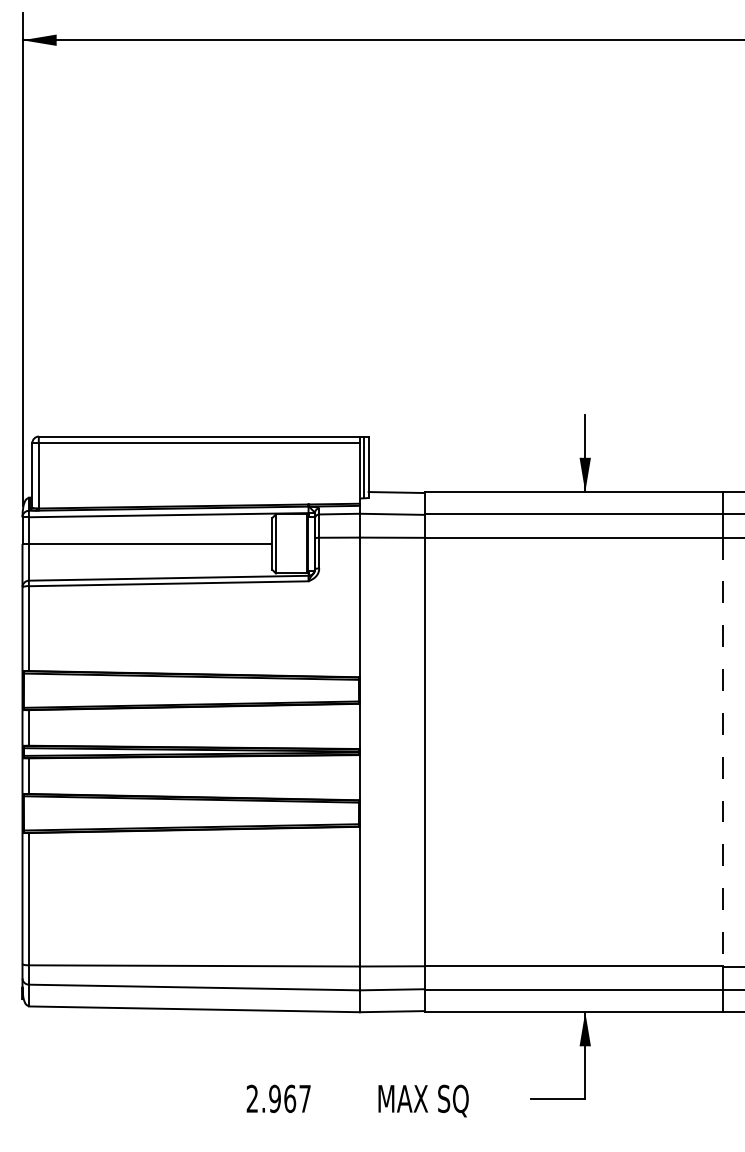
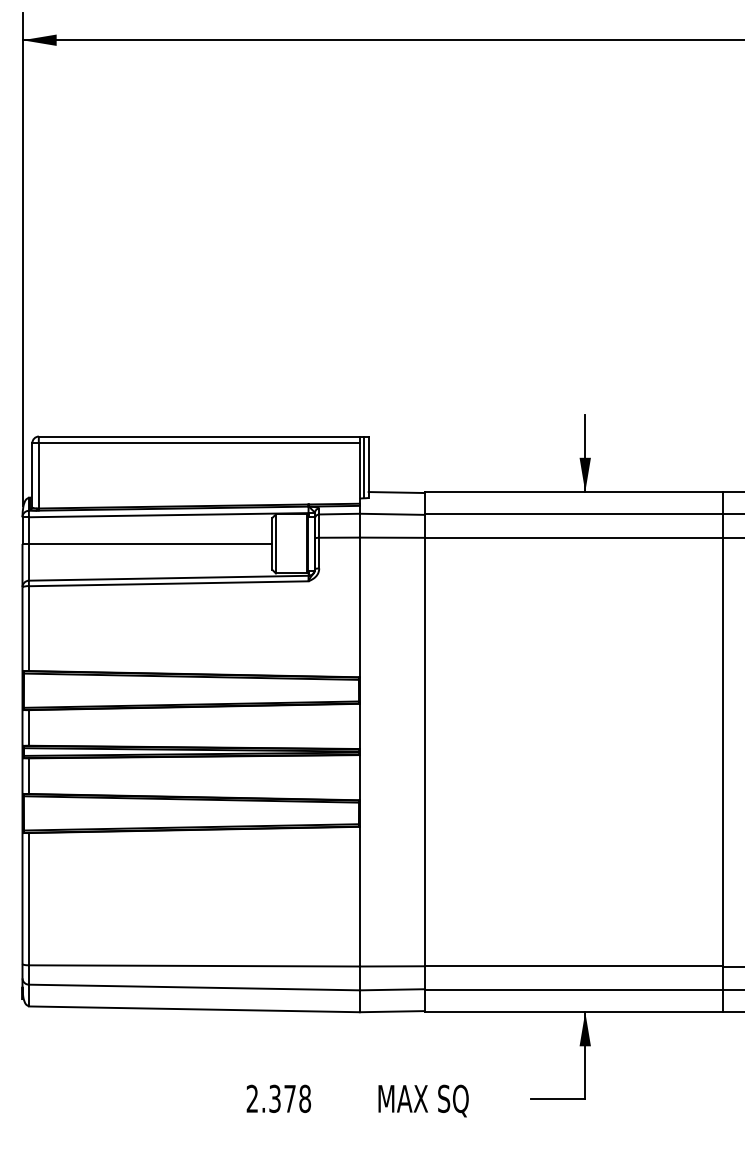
line: dashed -> solid (722, 752)
text: 2.967 -> 2.378 (290, 1098)
